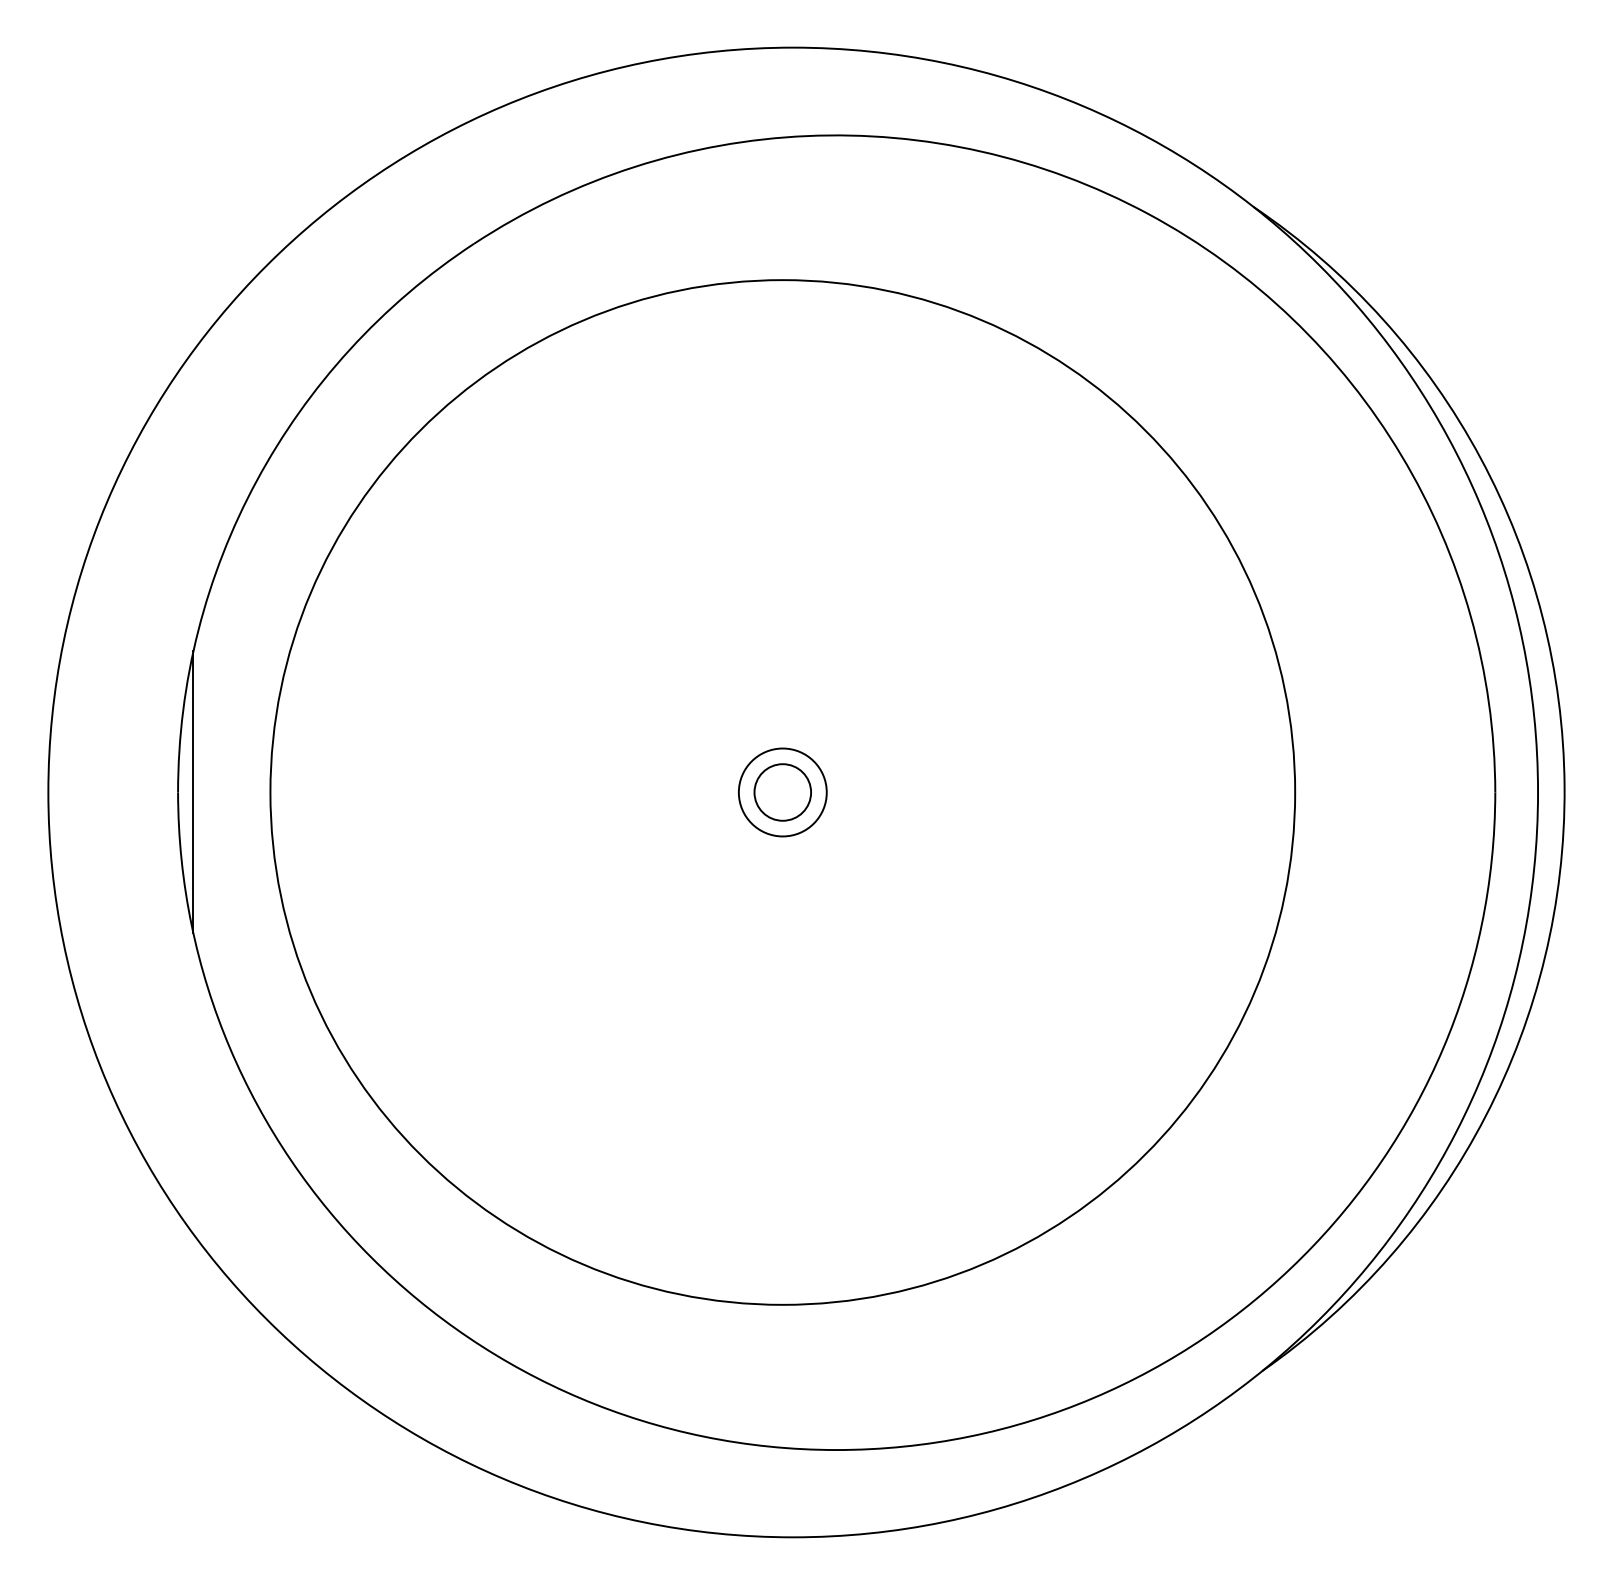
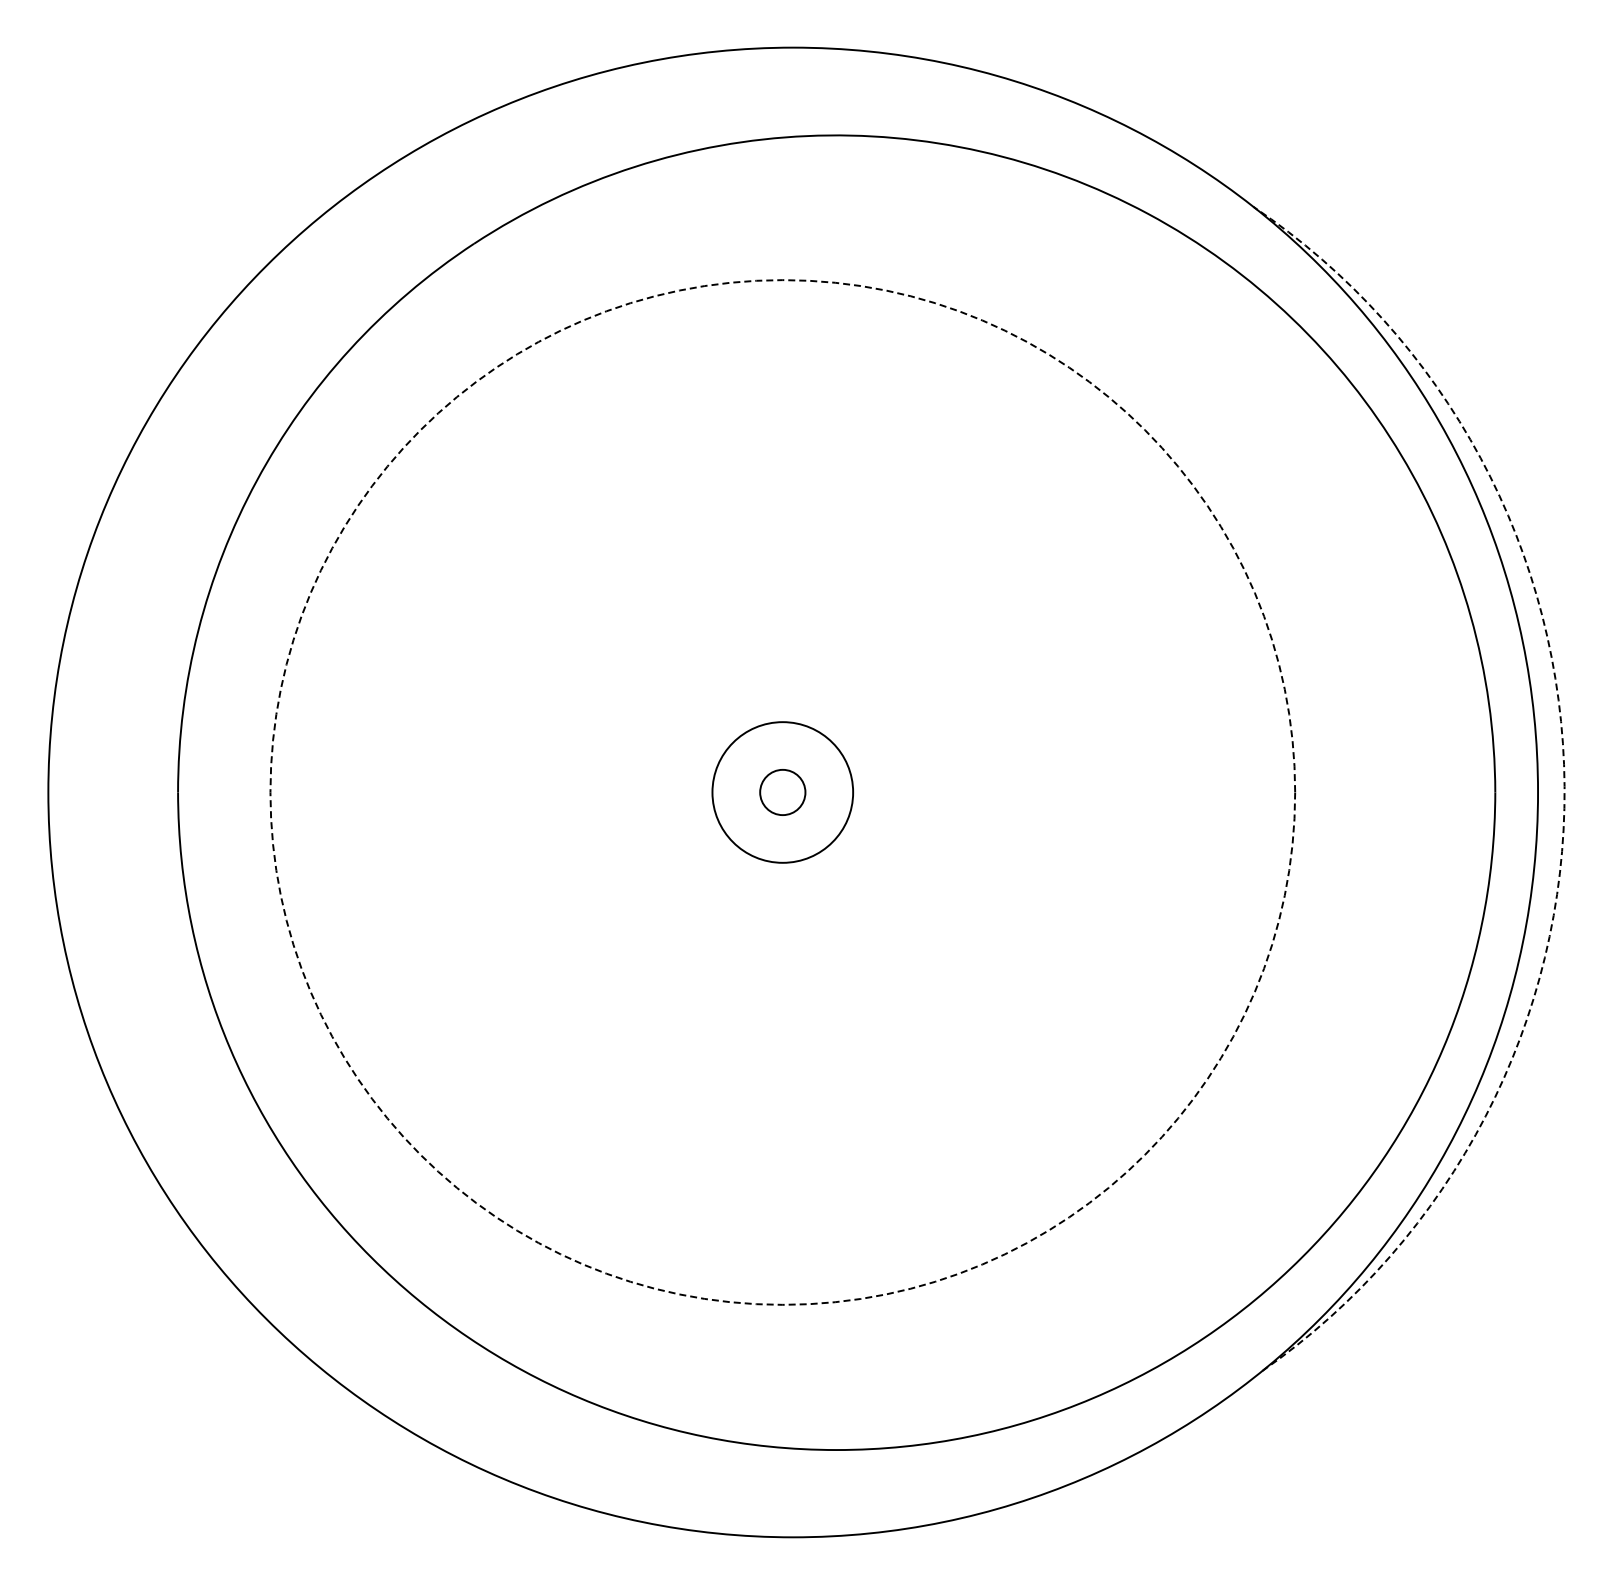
arc: solid -> dashed (1564, 786)
line: present -> none (193, 791)
circle diameter: 57 px -> 45 px (782, 792)
circle diameter: 88 px -> 141 px (782, 792)
circle: solid -> dashed (782, 792)
